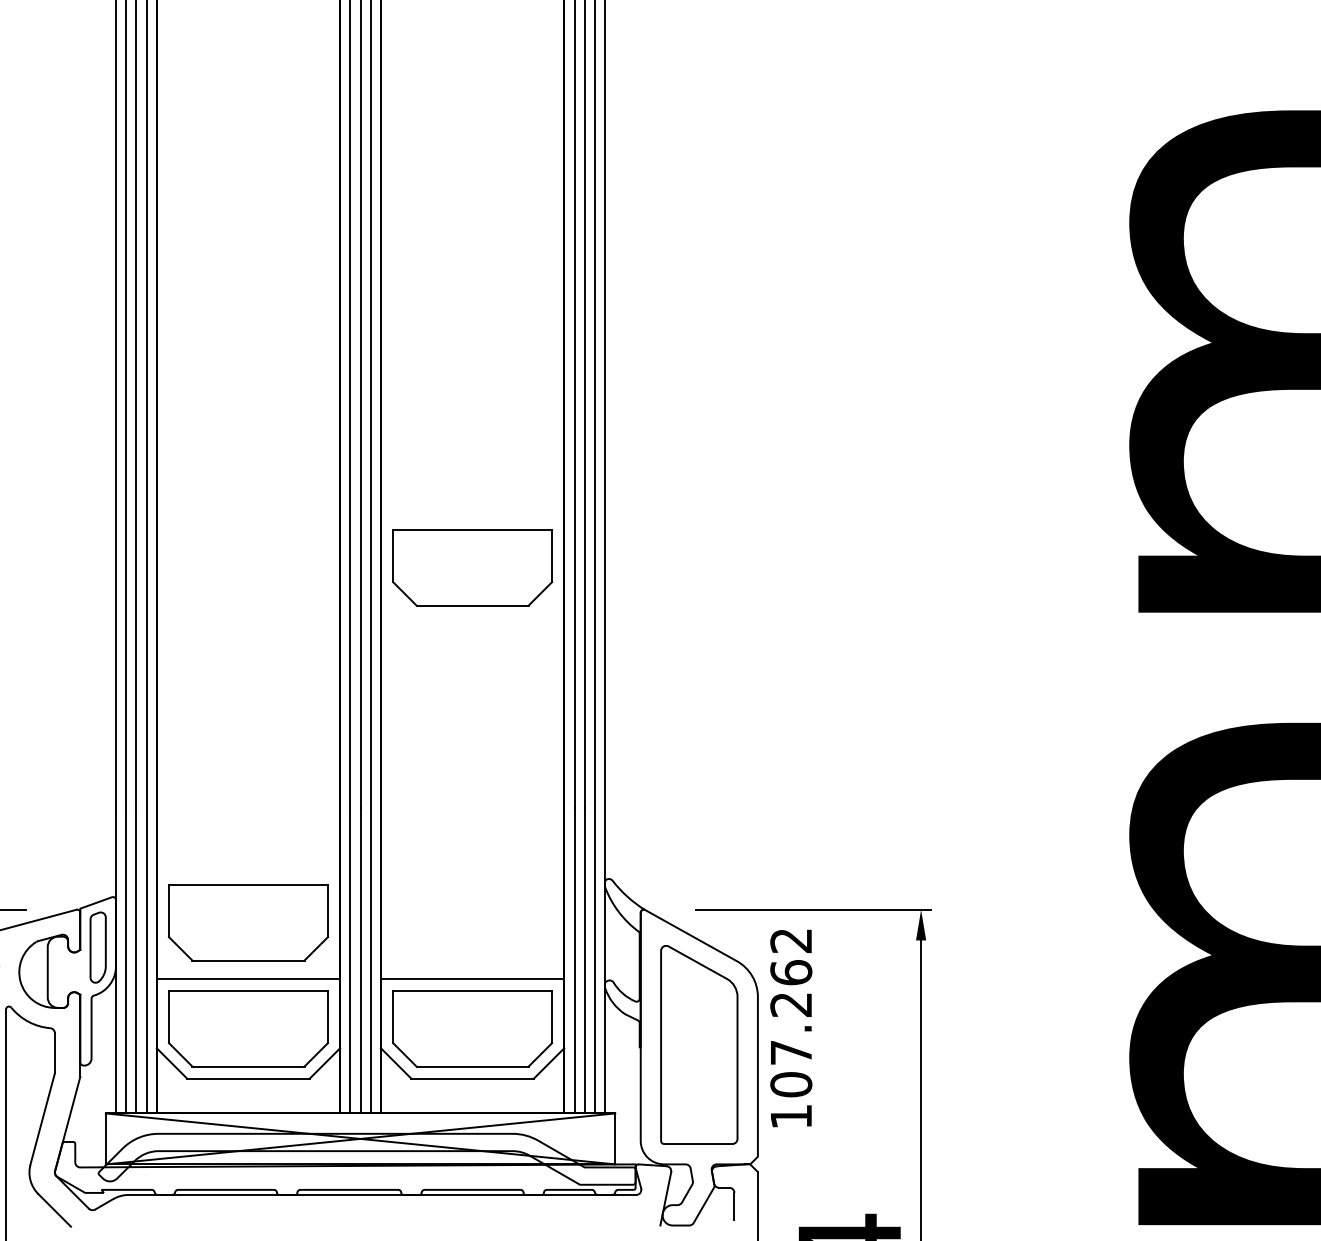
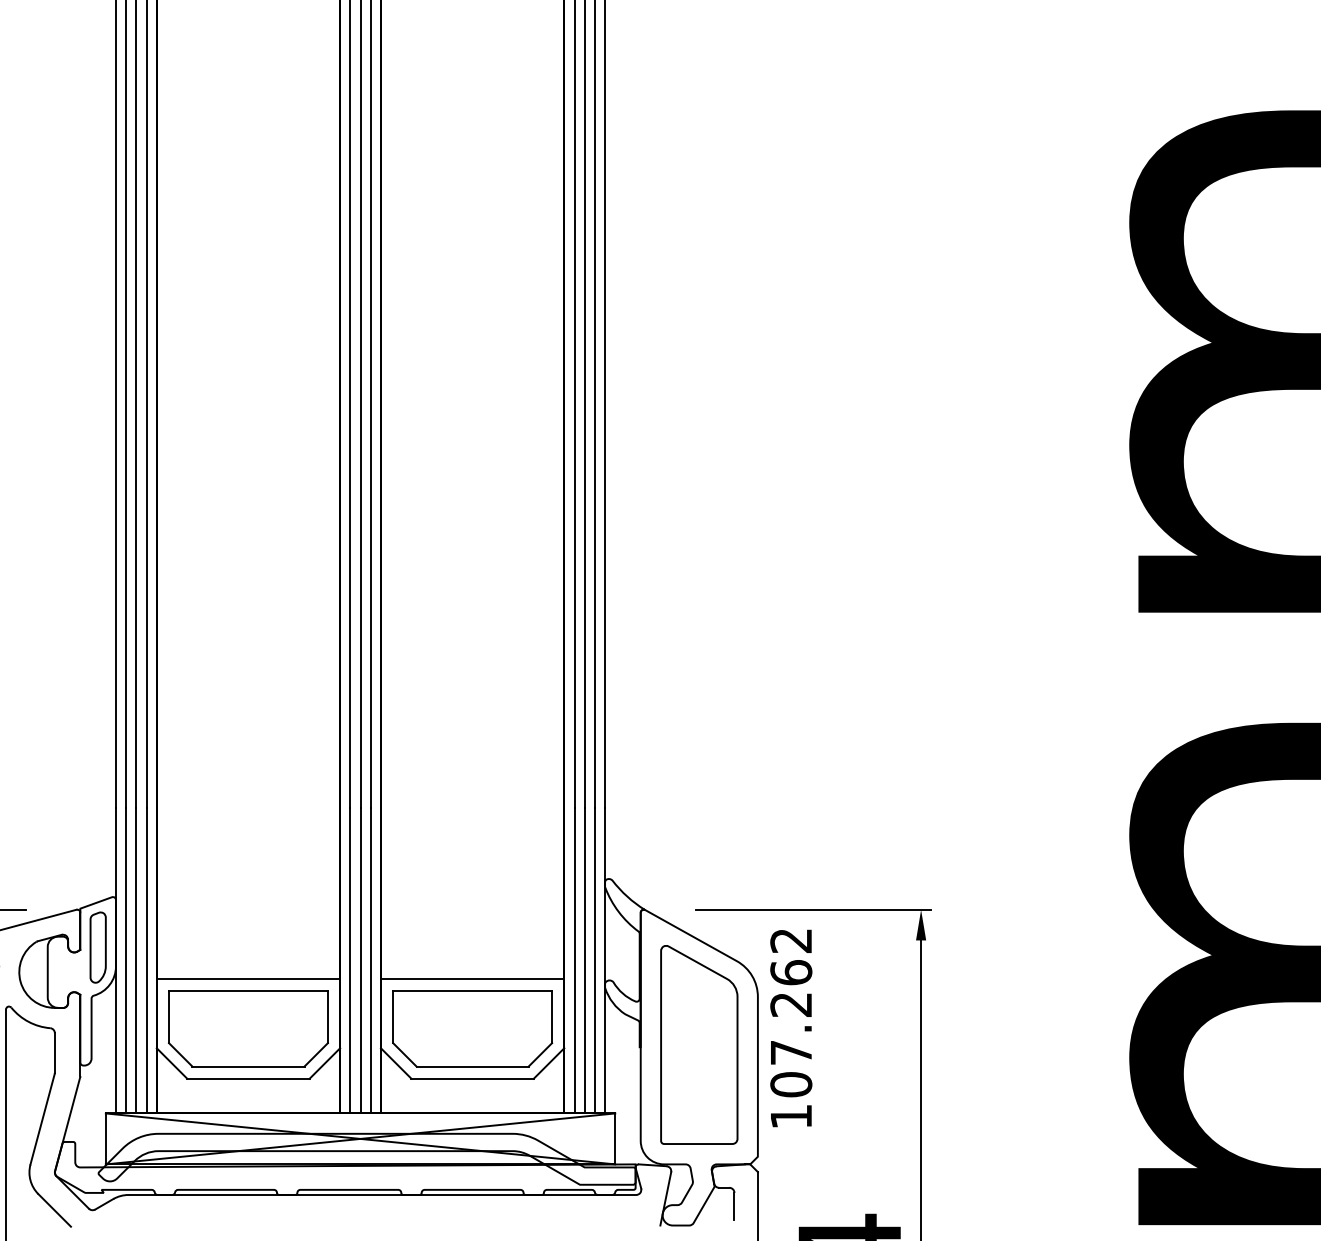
part: present -> none (472, 567)
part: present -> none (248, 922)
